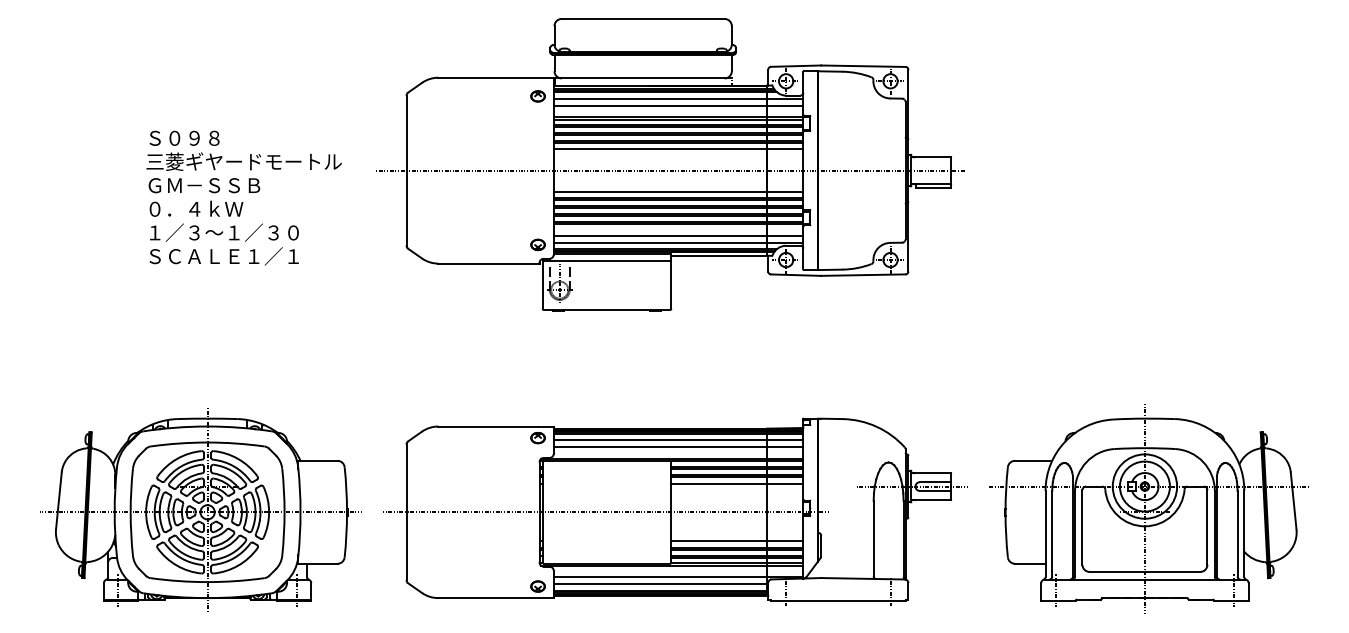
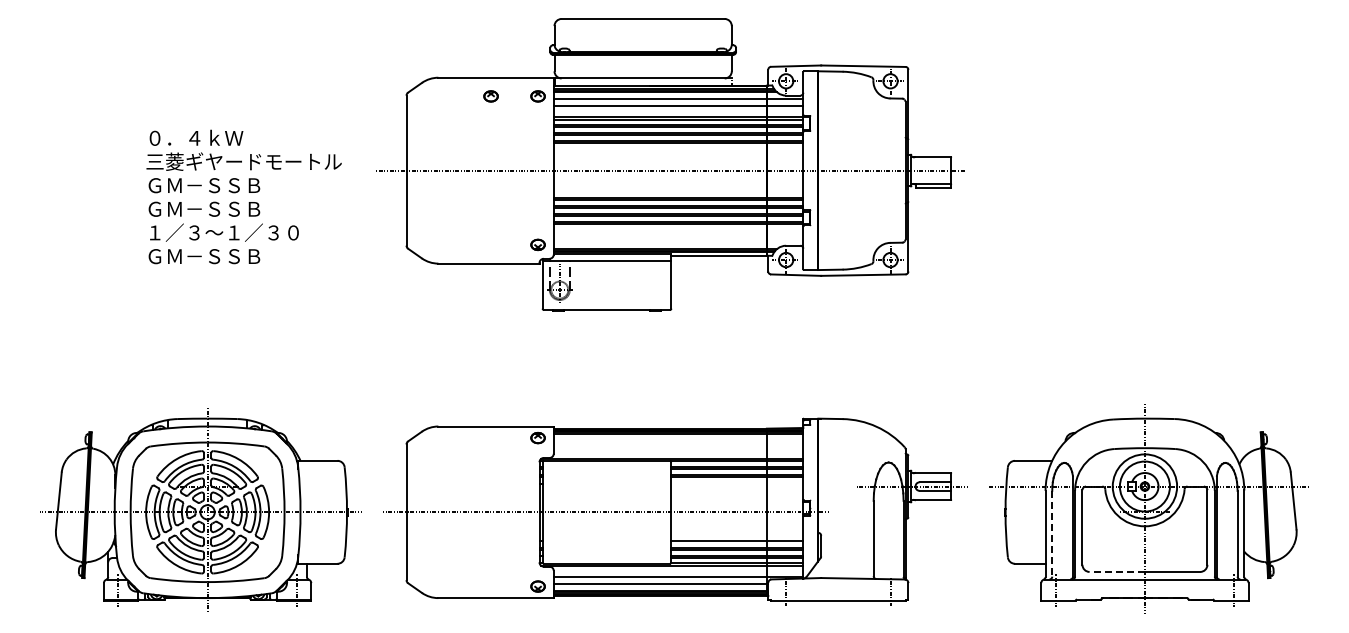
part: none -> present (490, 96)
text: Ｓ０９８ -> ０．４ｋＷ (196, 137)
line: present -> none (678, 149)
line: present -> none (678, 192)
text: ０．４ｋＷ -> ＧＭ－ＳＳＢ (204, 208)
line: present -> none (678, 235)
line: present -> none (678, 242)
text: ＳＣＡＬＥ１／１ -> ＧＭ－ＳＳＢ (223, 256)
line: present -> none (678, 440)
line: present -> none (678, 447)
line: present -> none (737, 483)
line: solid -> dashed (1052, 533)
line: solid -> dashed (1117, 571)
